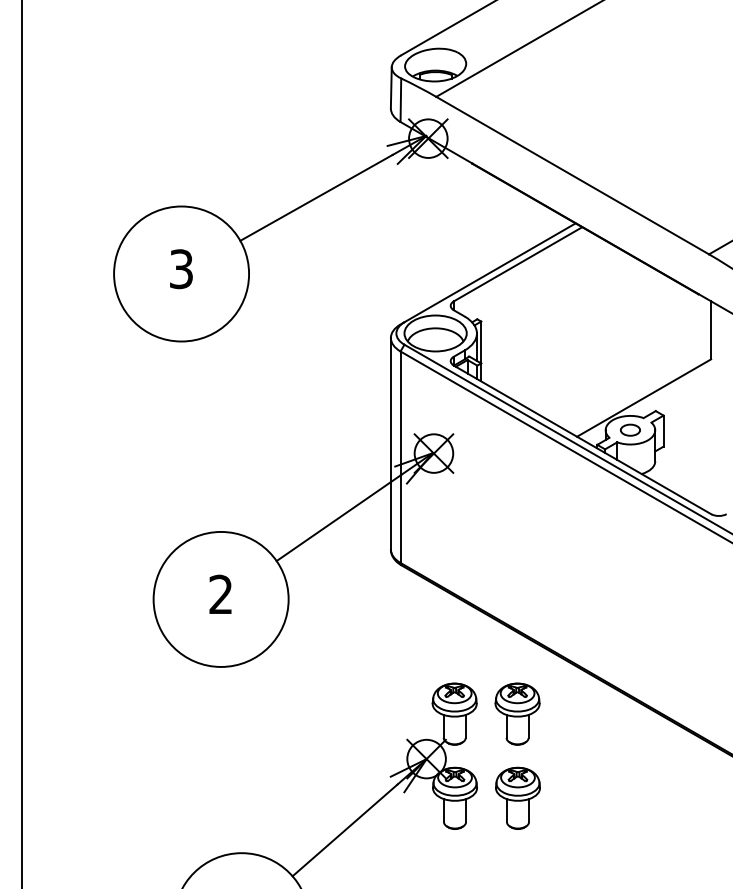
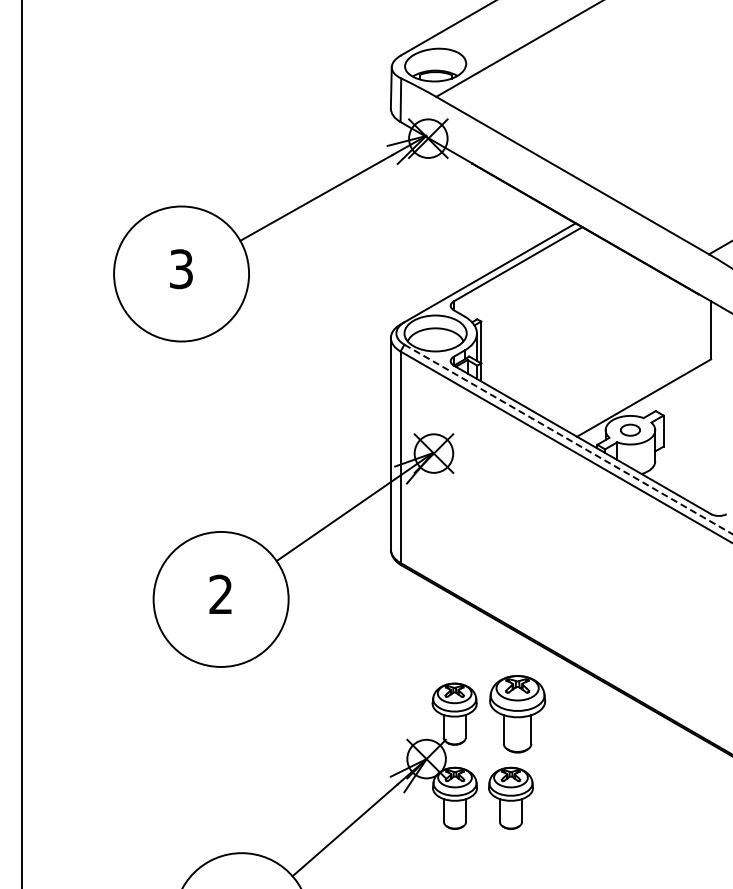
line: solid -> dashed (568, 439)
part size: 47x64 px -> 58x79 px (517, 714)
part position: (517, 797) -> (510, 797) (510, 797)
